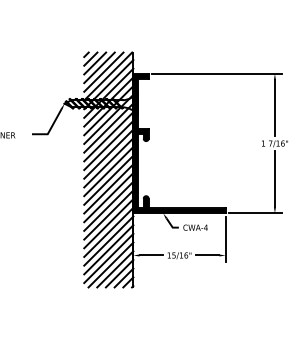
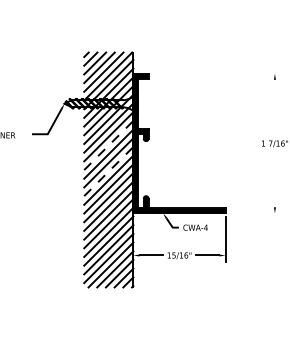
line: present -> none (216, 73)
line: present -> none (274, 107)
line: solid -> dashed (108, 145)
line: solid -> dashed (108, 171)
line: present -> none (274, 179)
line: present -> none (255, 213)
